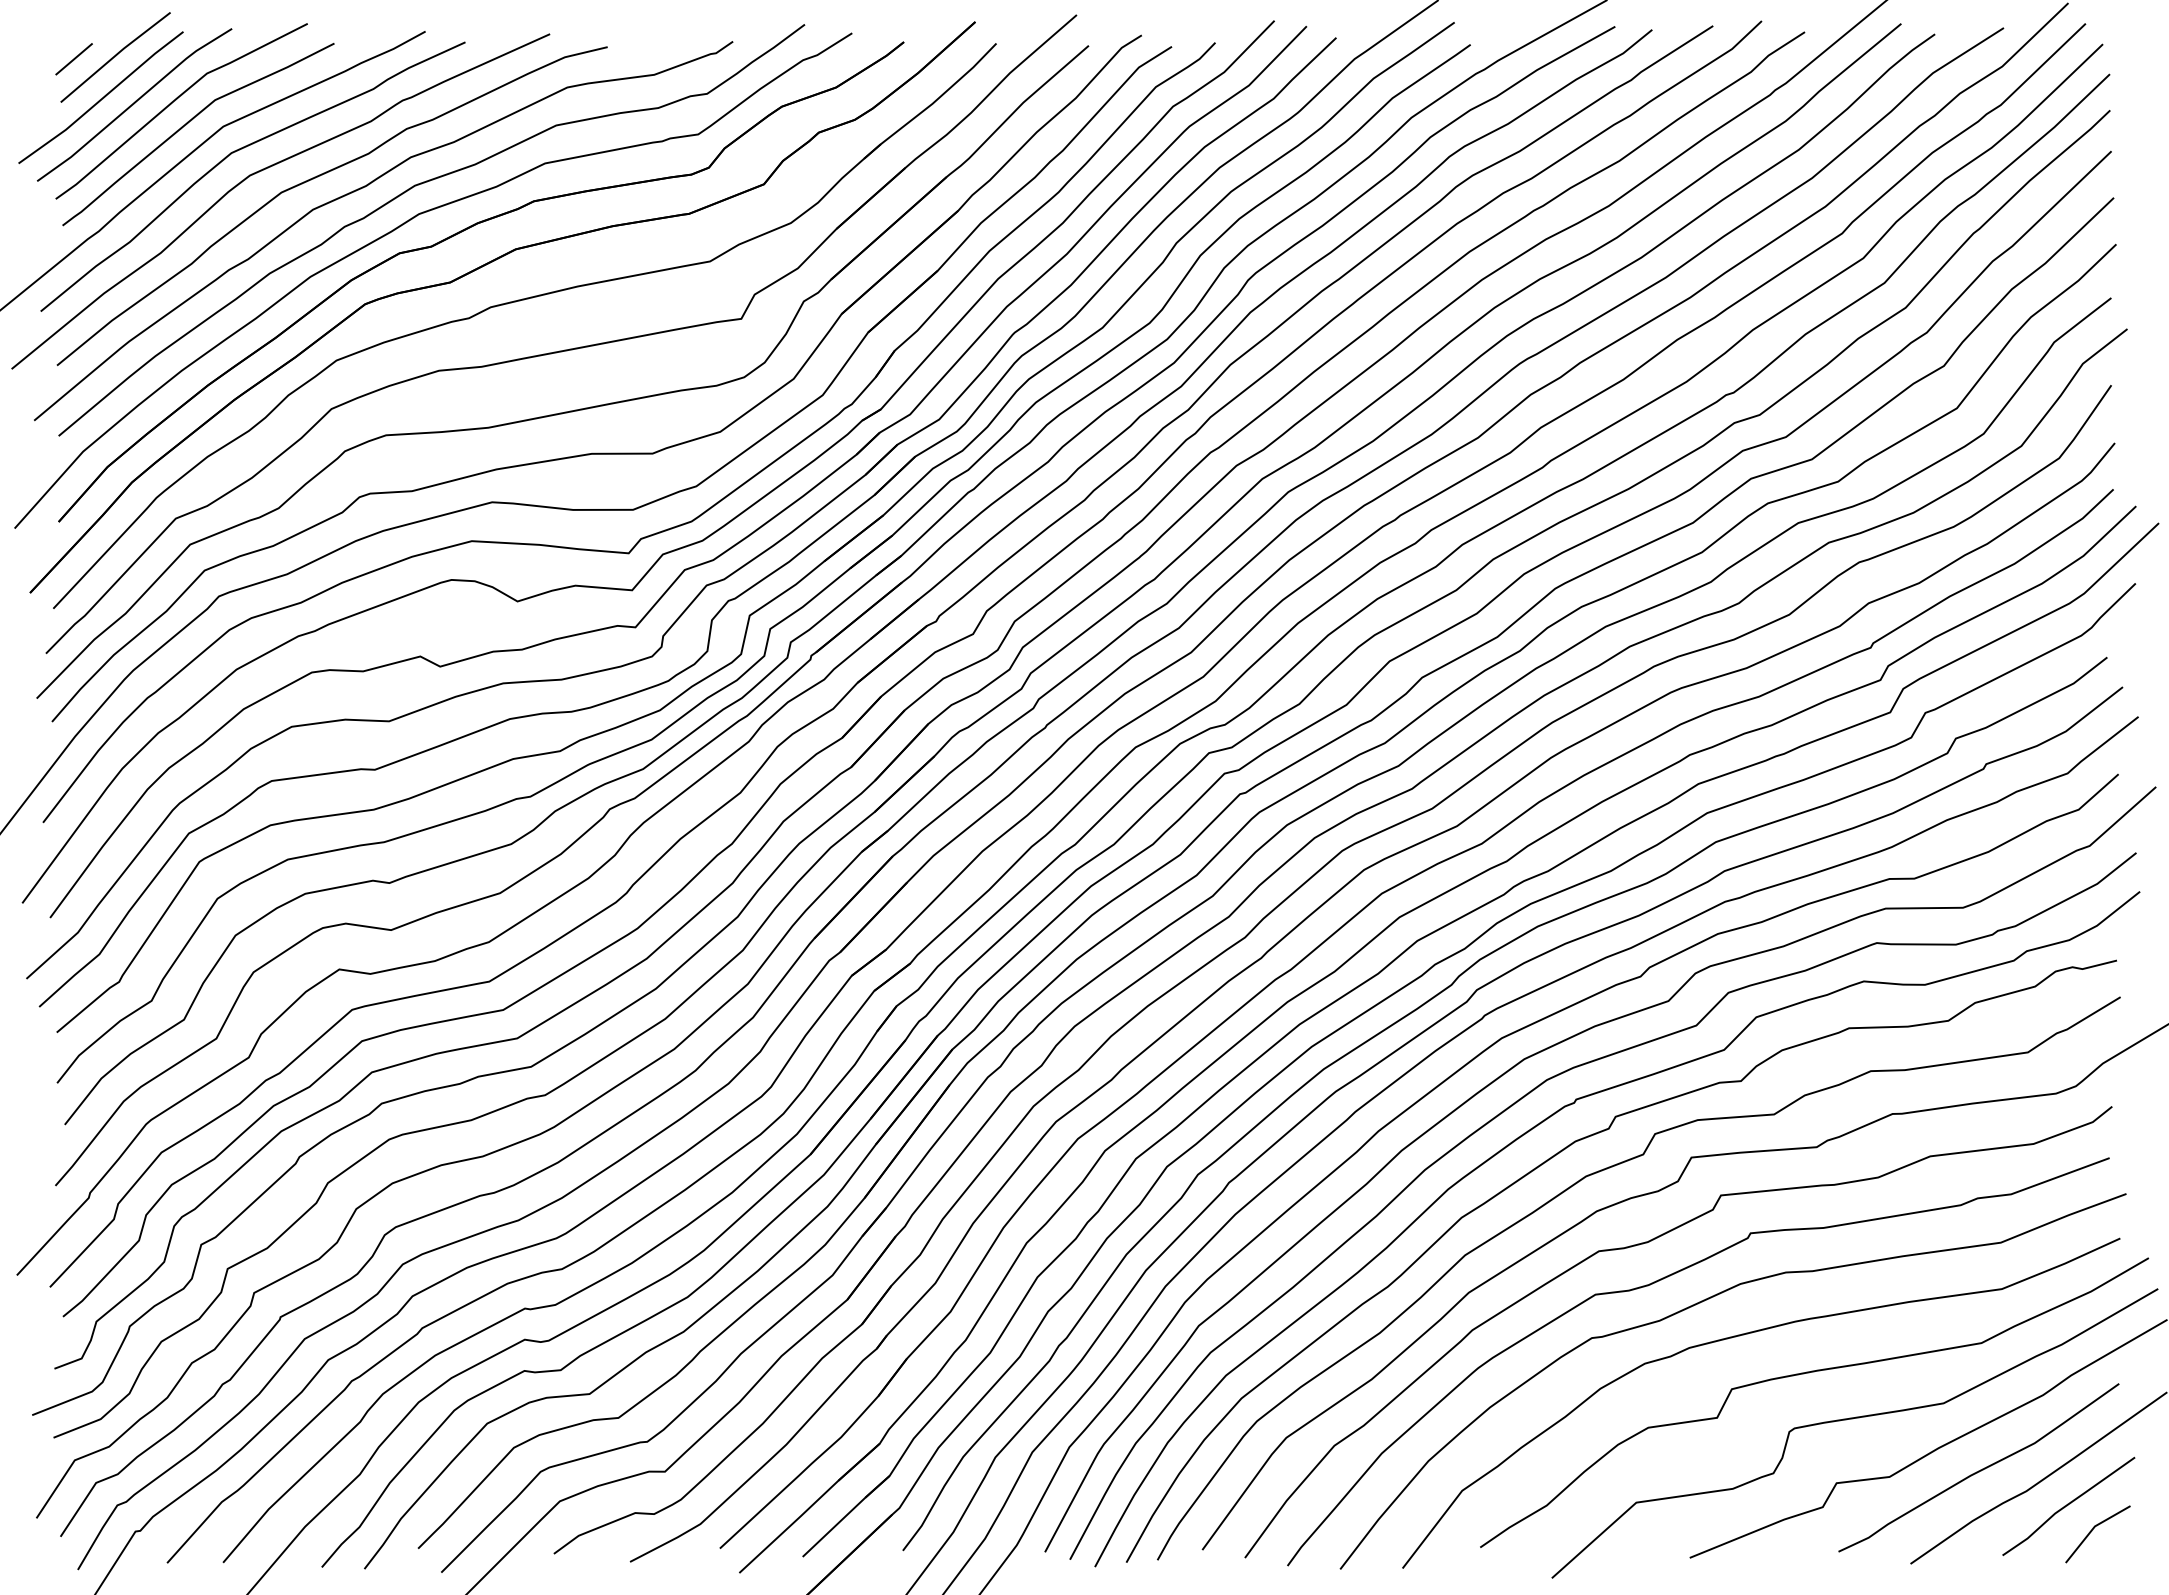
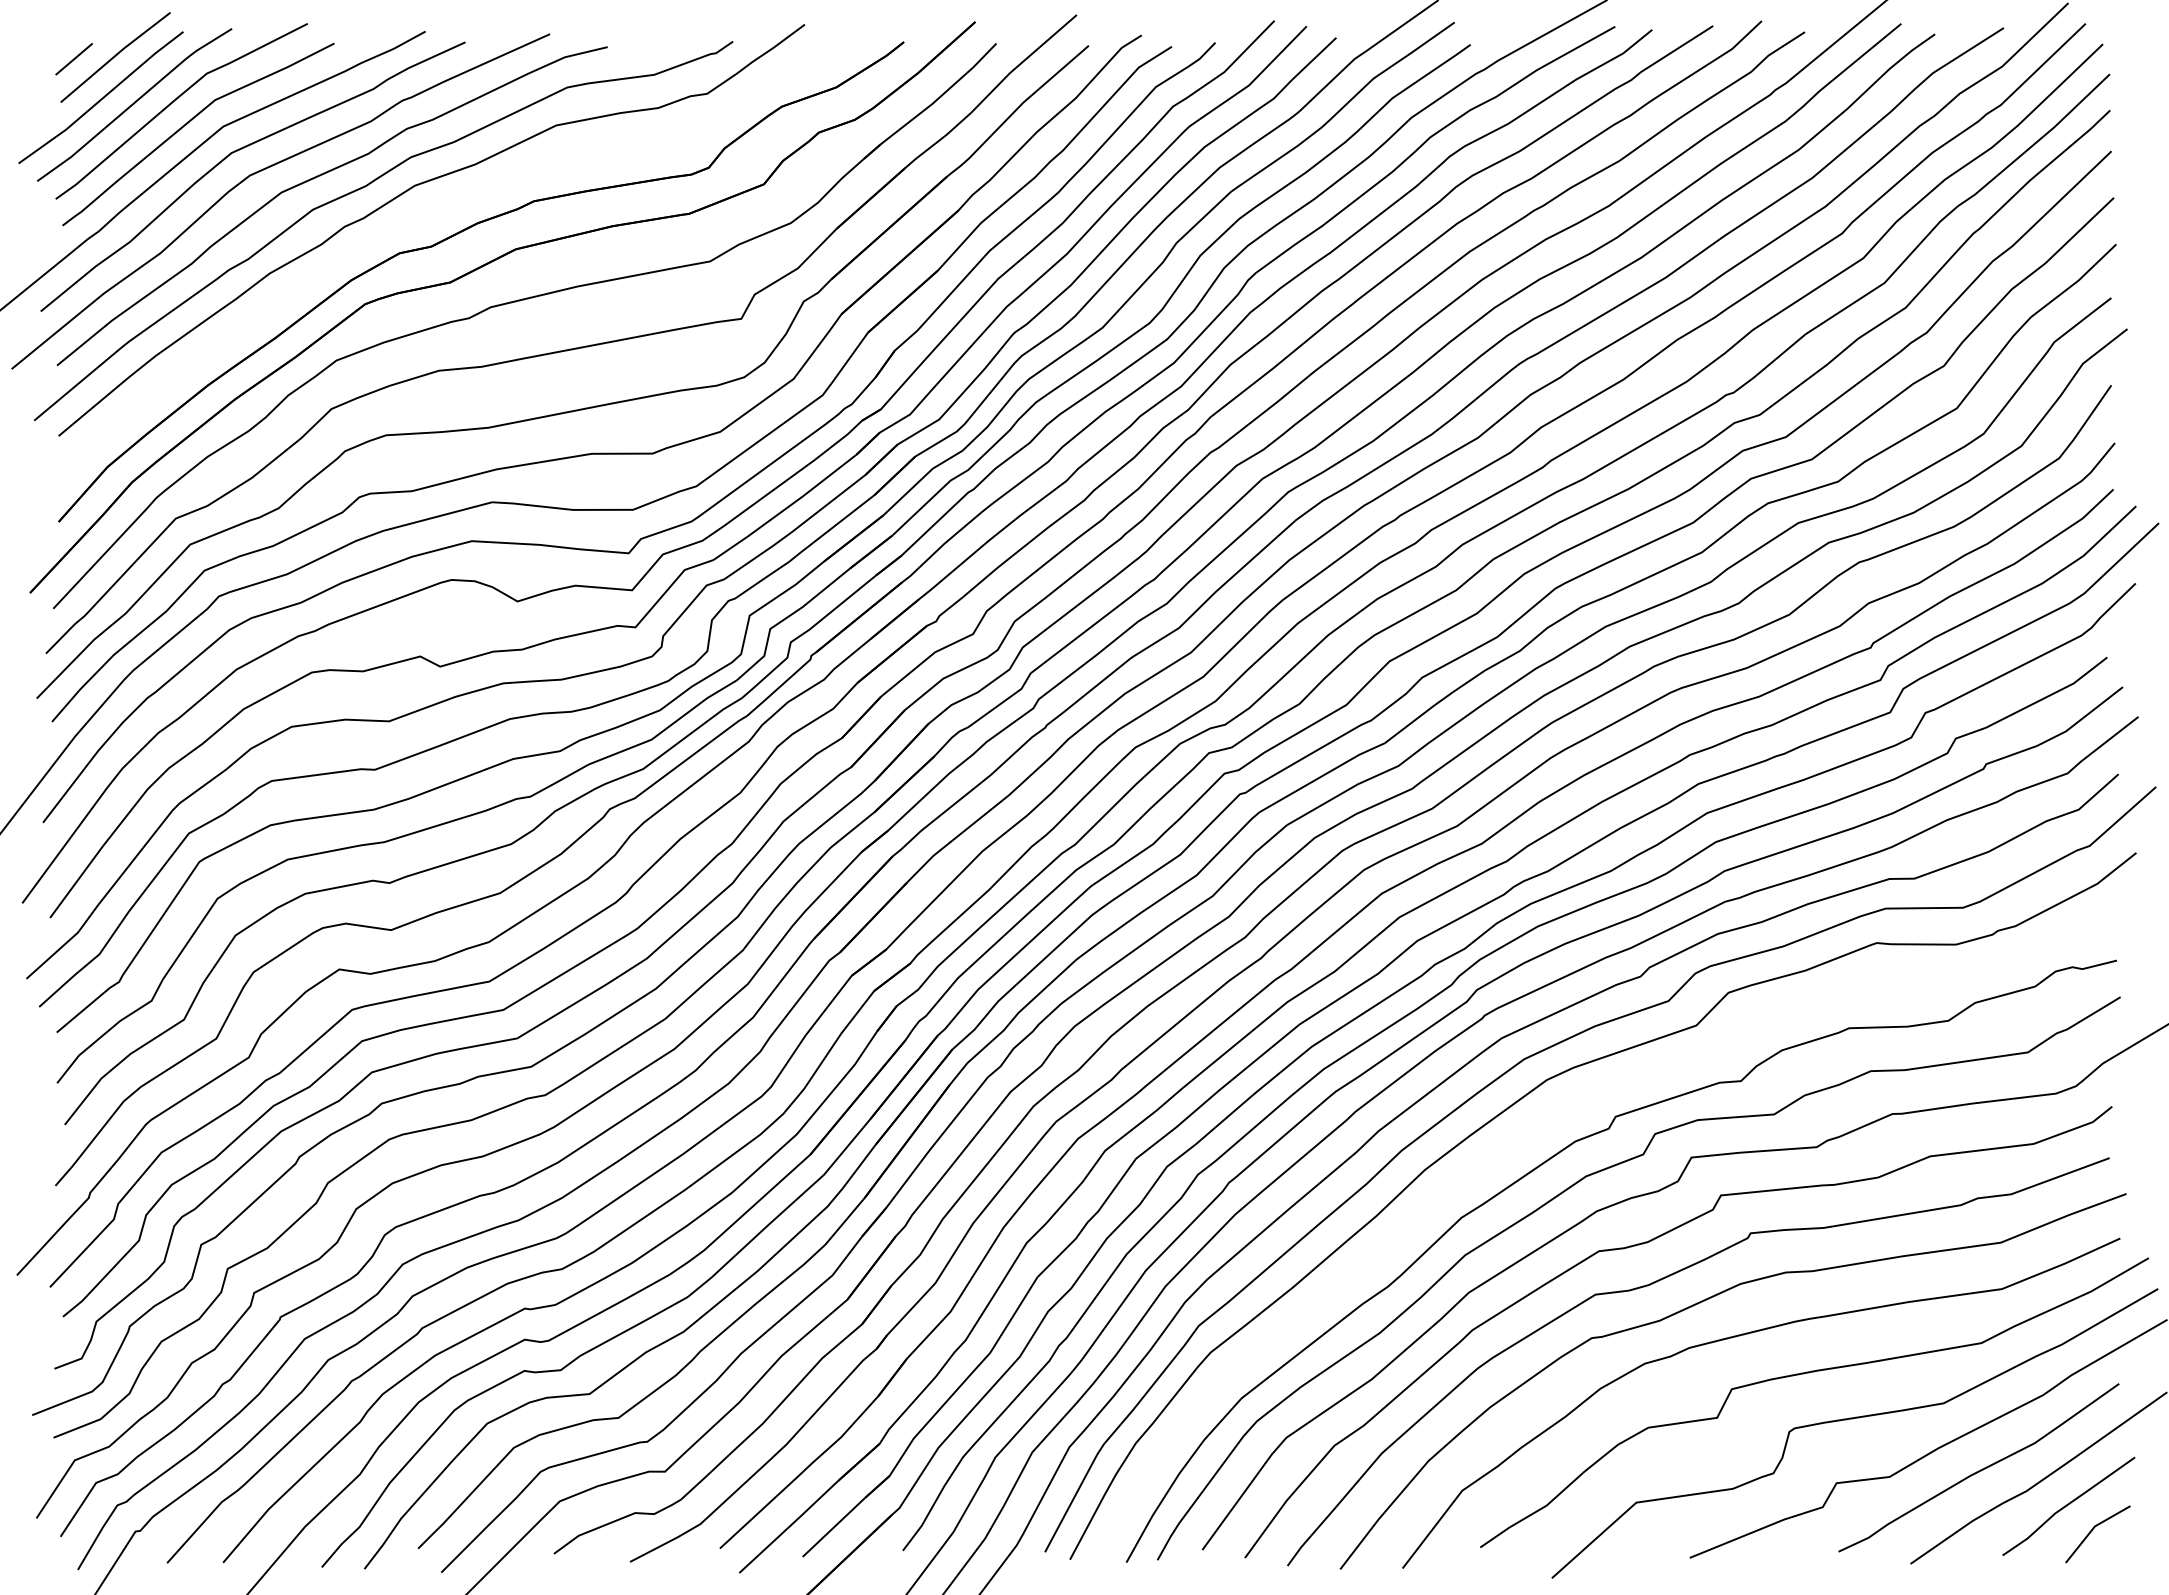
curve: present -> none (403, 225)
curve: present -> none (1546, 1120)
